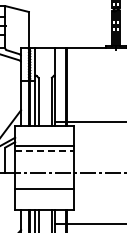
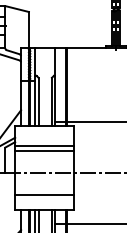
line: dashed -> solid (45, 151)
line position: (44, 188) -> (44, 194) (44, 194)
